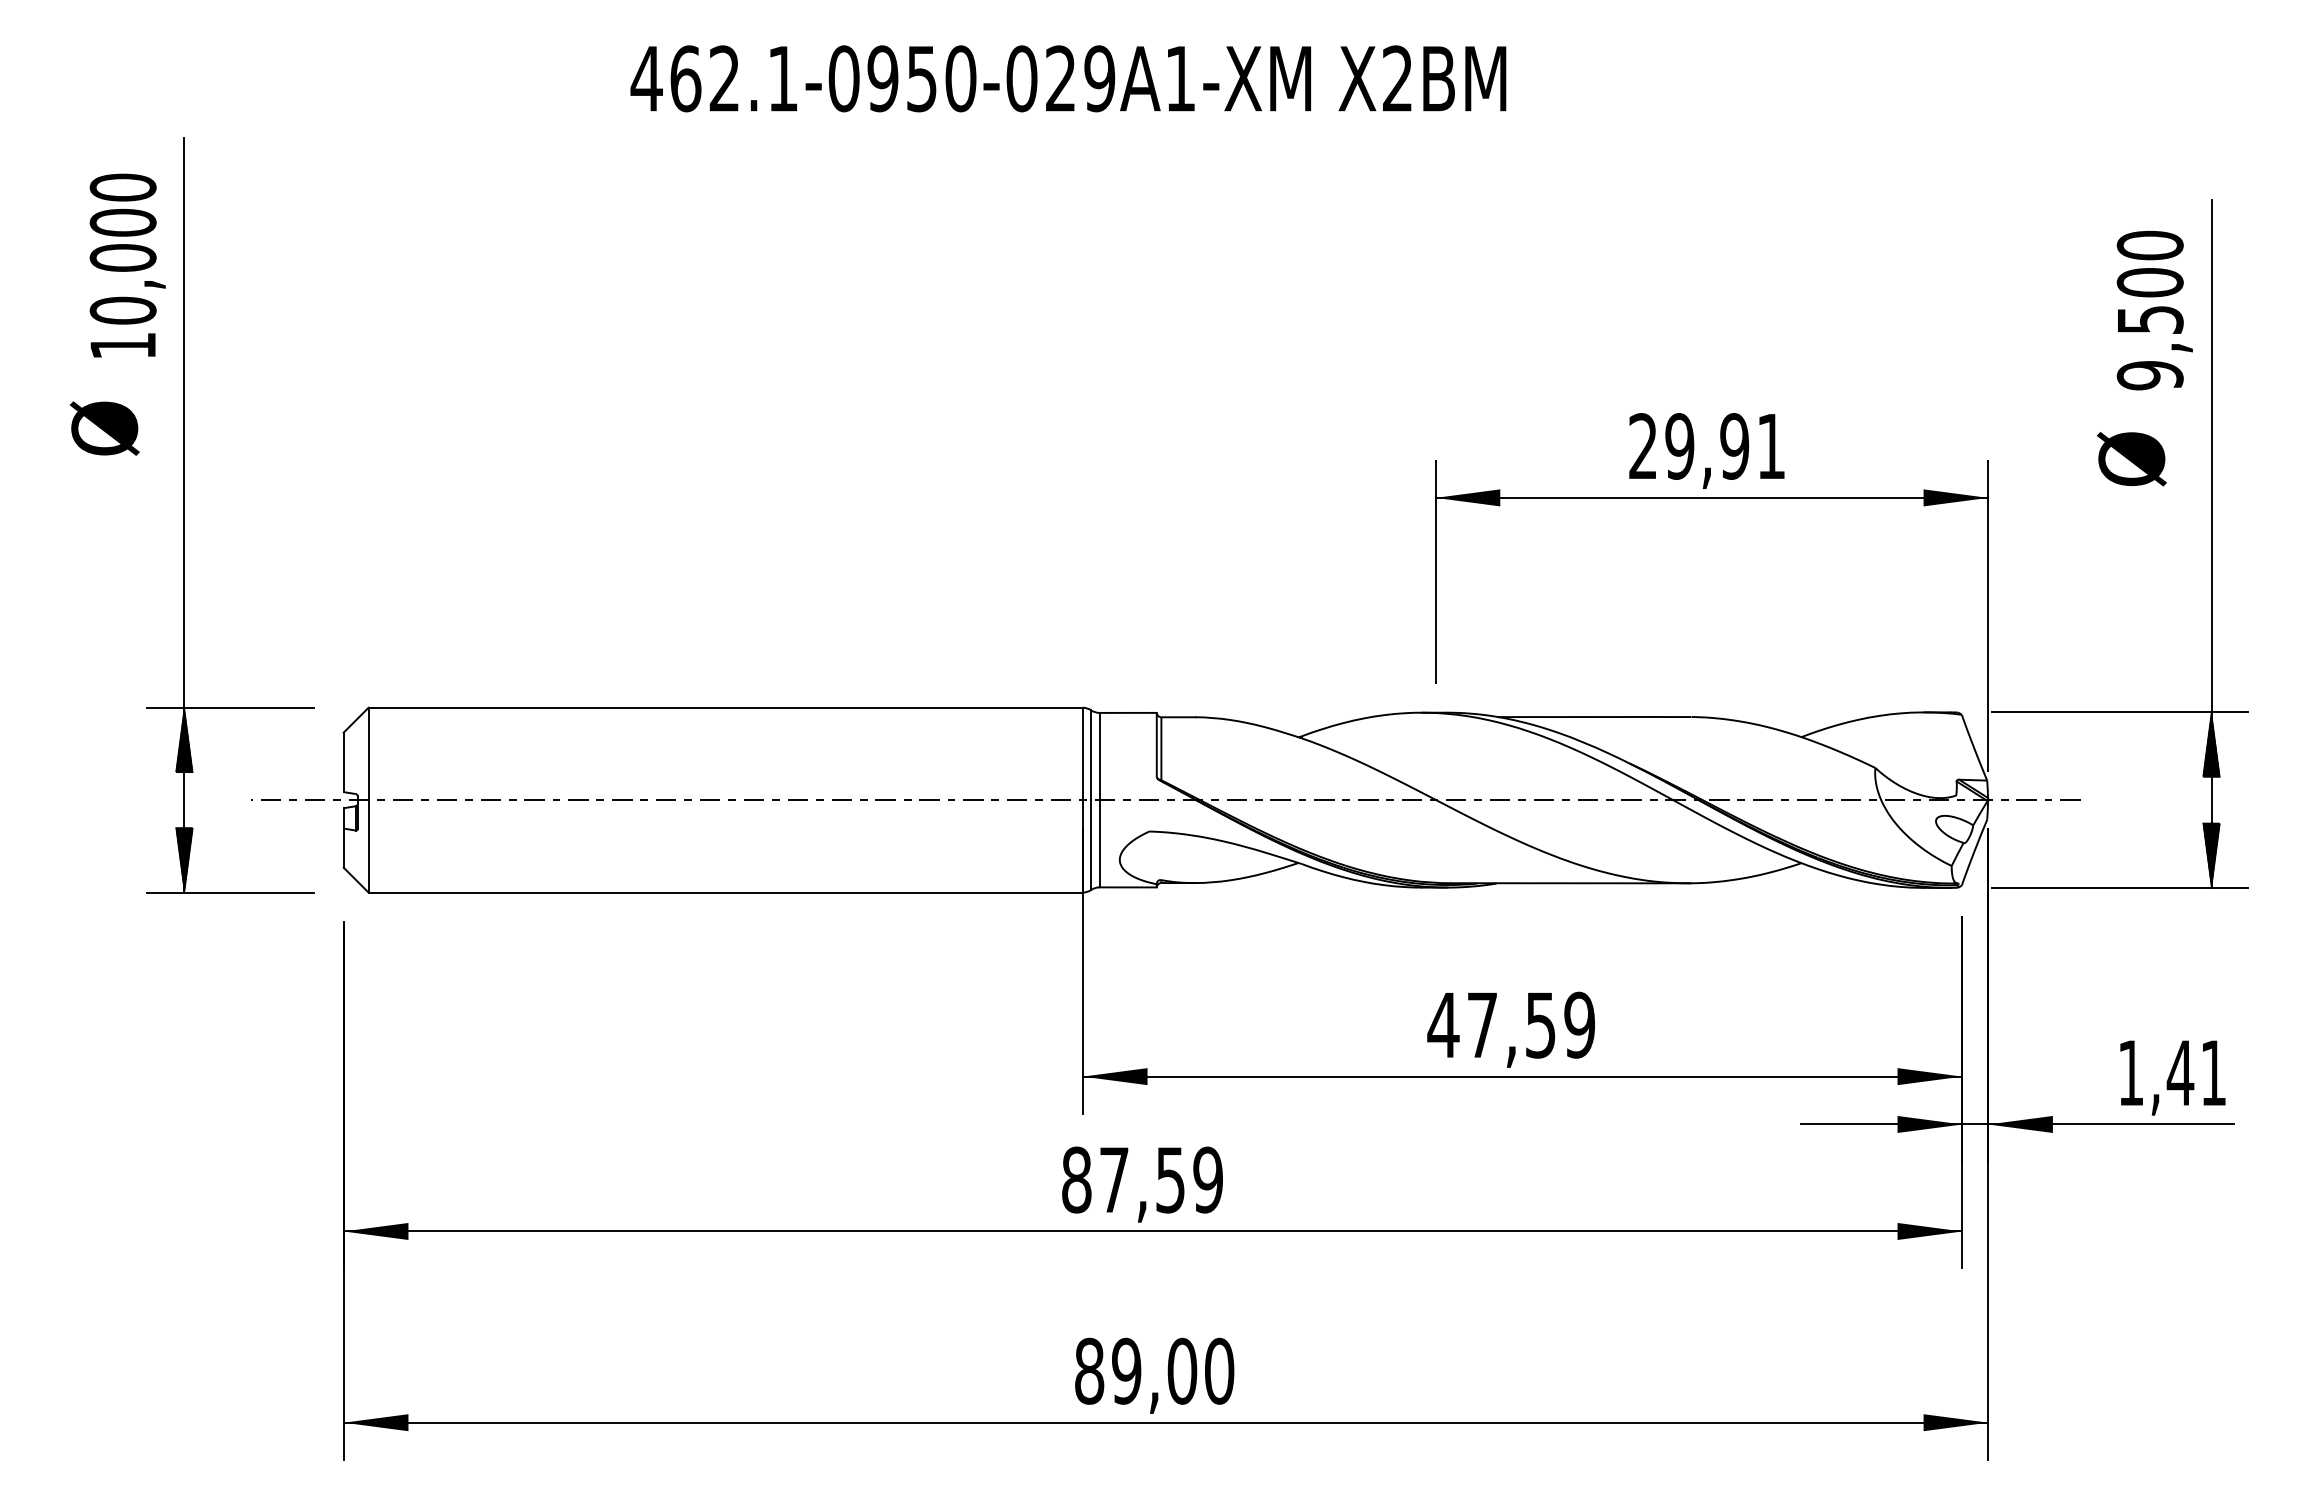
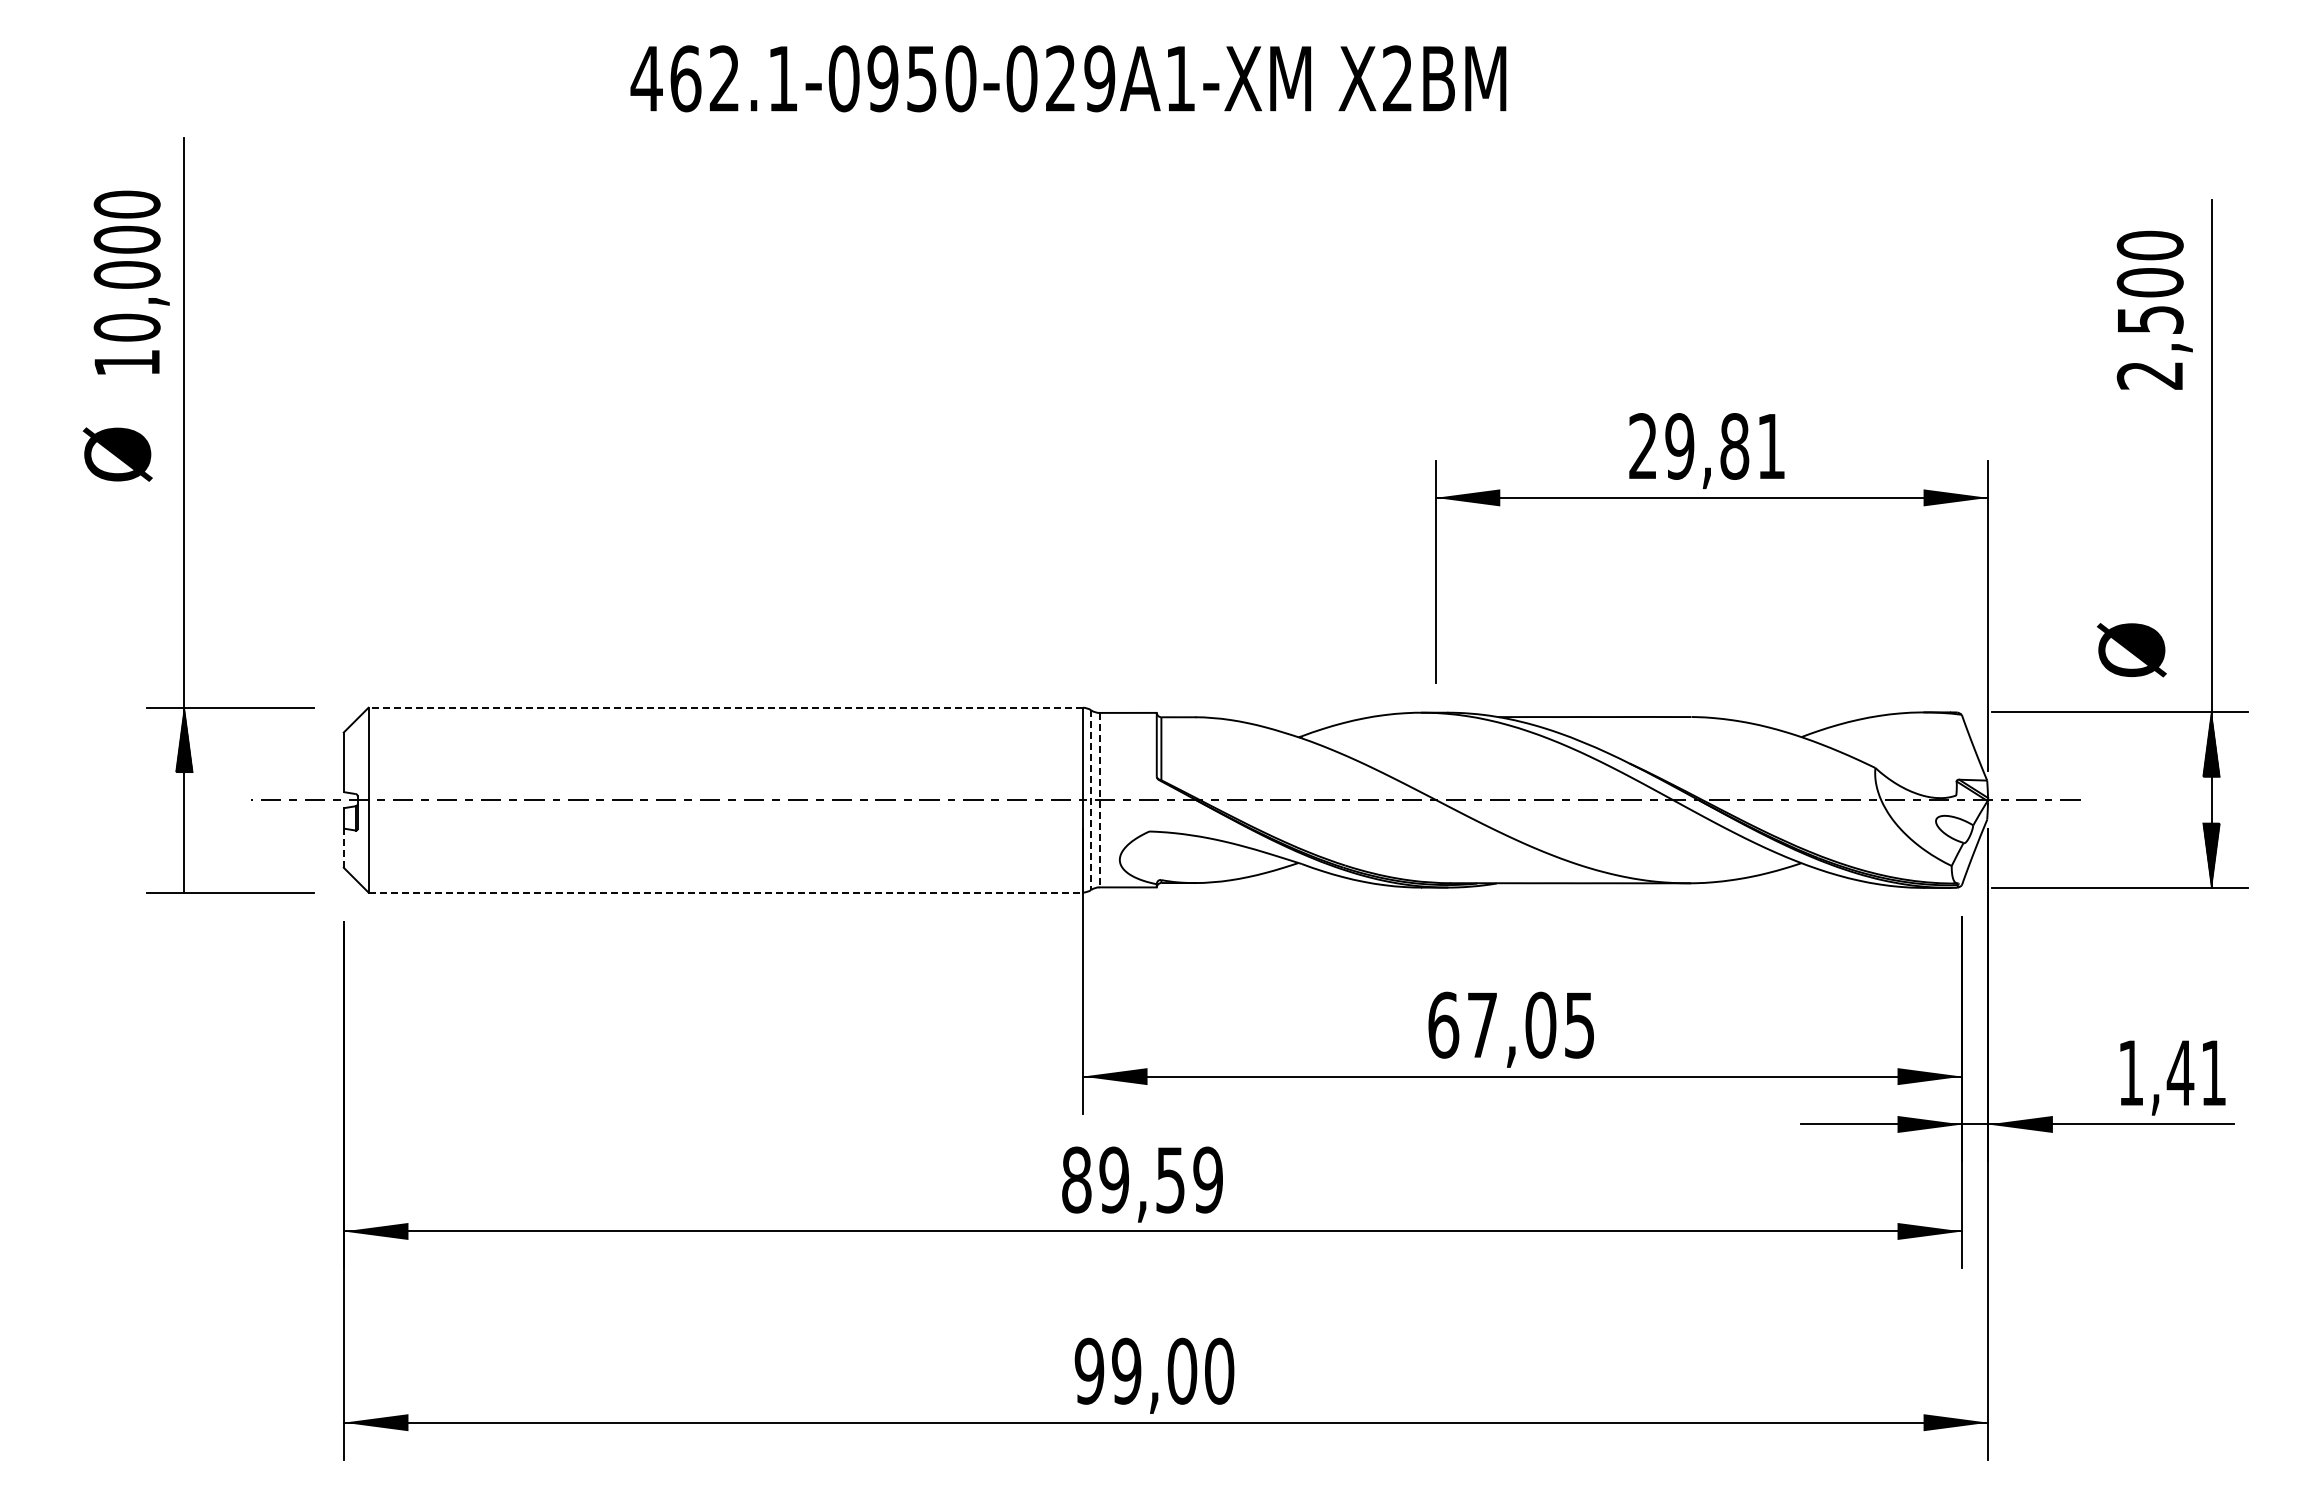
text position: (127, 265) -> (131, 282) (131, 282)
text: 9,500 -> 2,500 (2149, 375)
text position: (104, 428) -> (117, 454) (117, 454)
text: 29,91 -> 29,81 (1734, 446)
text position: (2131, 459) -> (2131, 650) (2131, 650)
line: solid -> dashed (725, 707)
line: solid -> dashed (1091, 800)
line: solid -> dashed (1099, 800)
line: solid -> dashed (343, 848)
hatch: present -> none (183, 859)
line: solid -> dashed (726, 892)
text: 47,59 -> 67,05 (1511, 1024)
text: 87,59 -> 89,59 (1114, 1179)
text: 89,00 -> 99,00 (1089, 1371)
